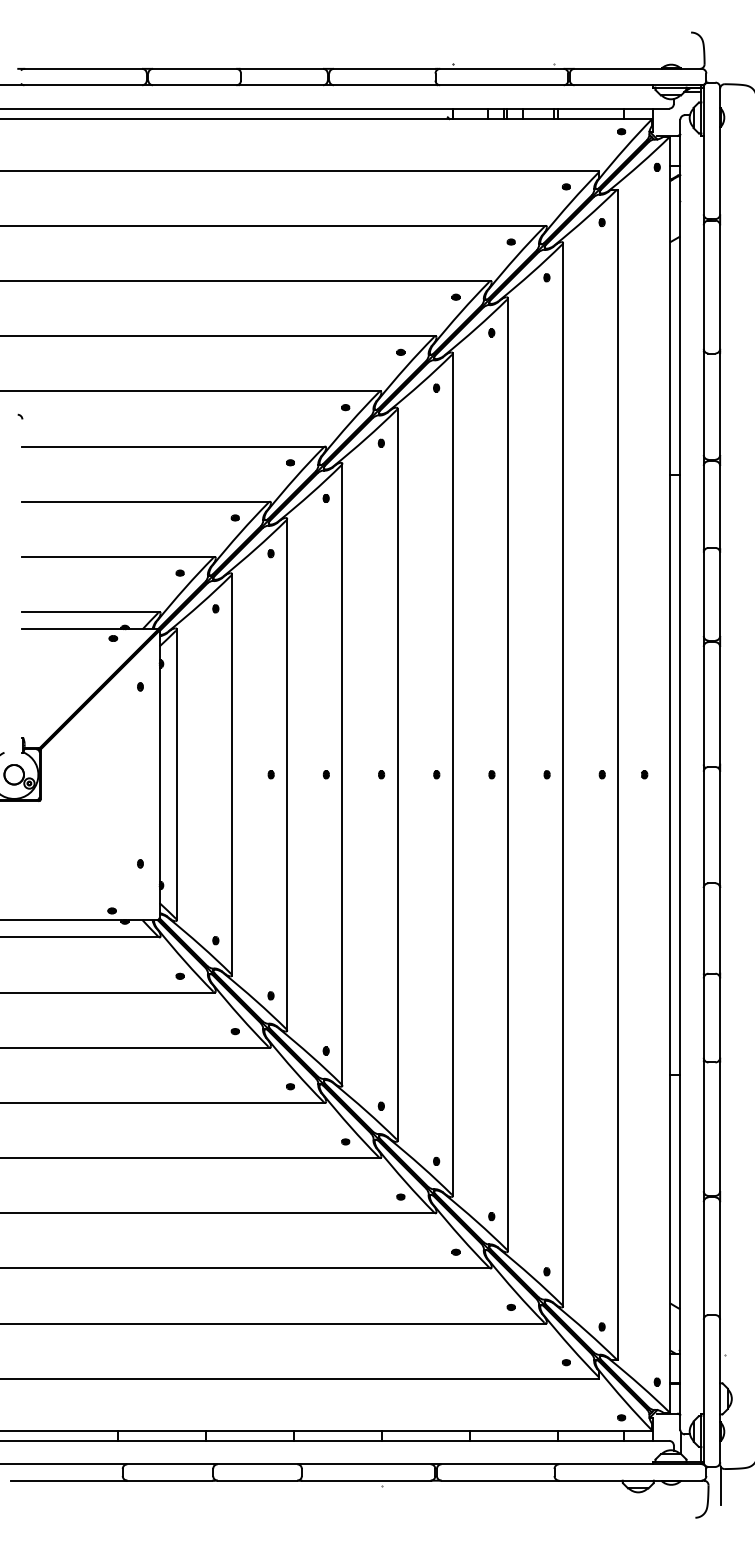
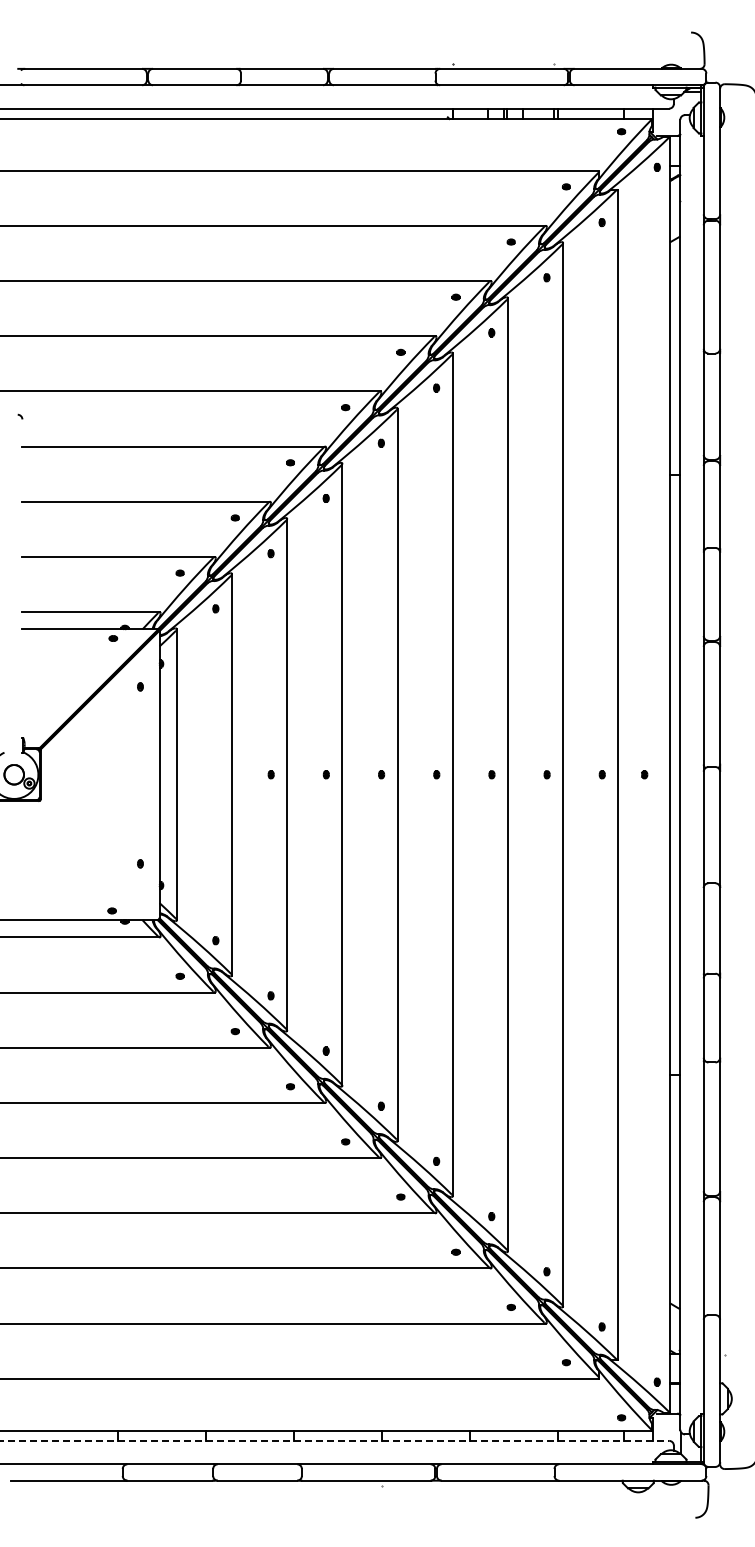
line: solid -> dashed (335, 1440)
line: present -> none (721, 1485)
